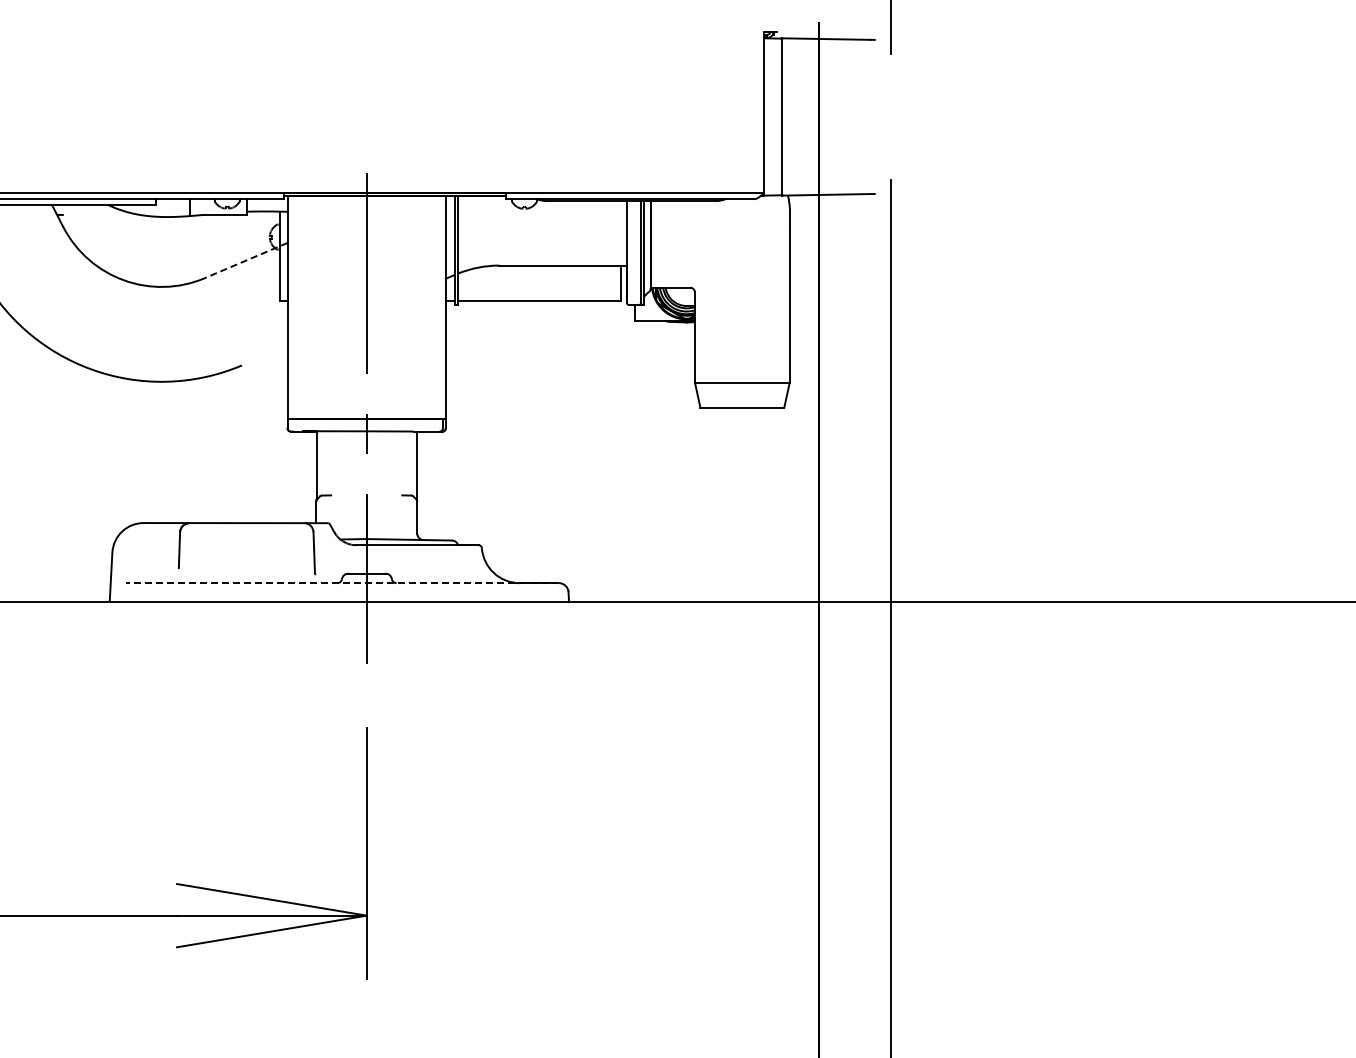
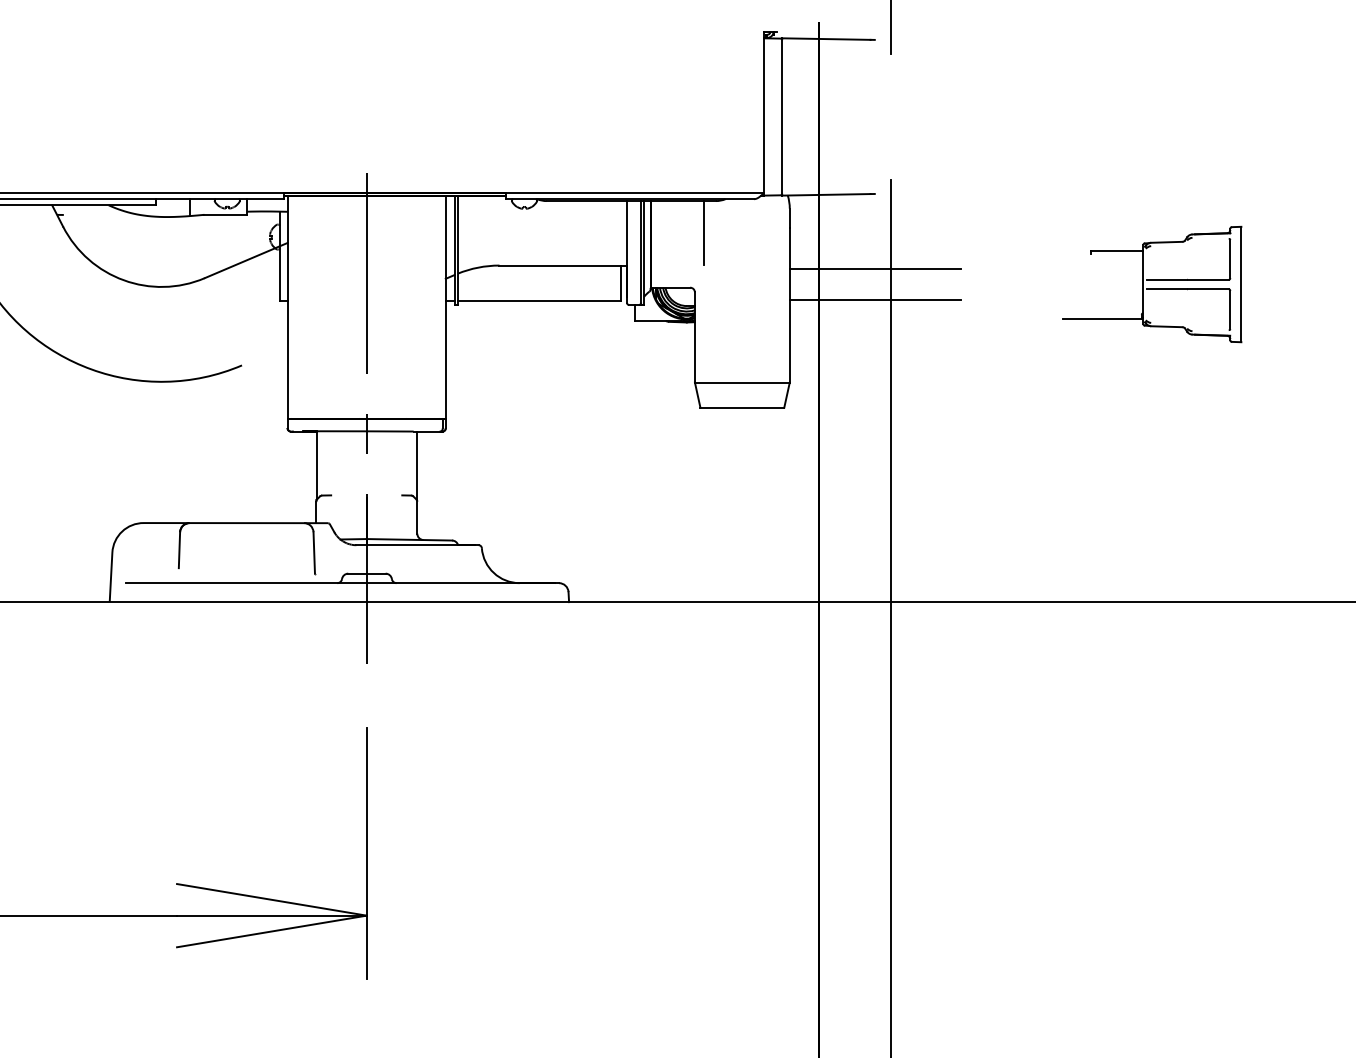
line: none -> present (704, 232)
line: dashed -> solid (246, 260)
line: none -> present (875, 268)
part: none -> present (1152, 284)
line: none -> present (875, 300)
line: dashed -> solid (342, 583)
